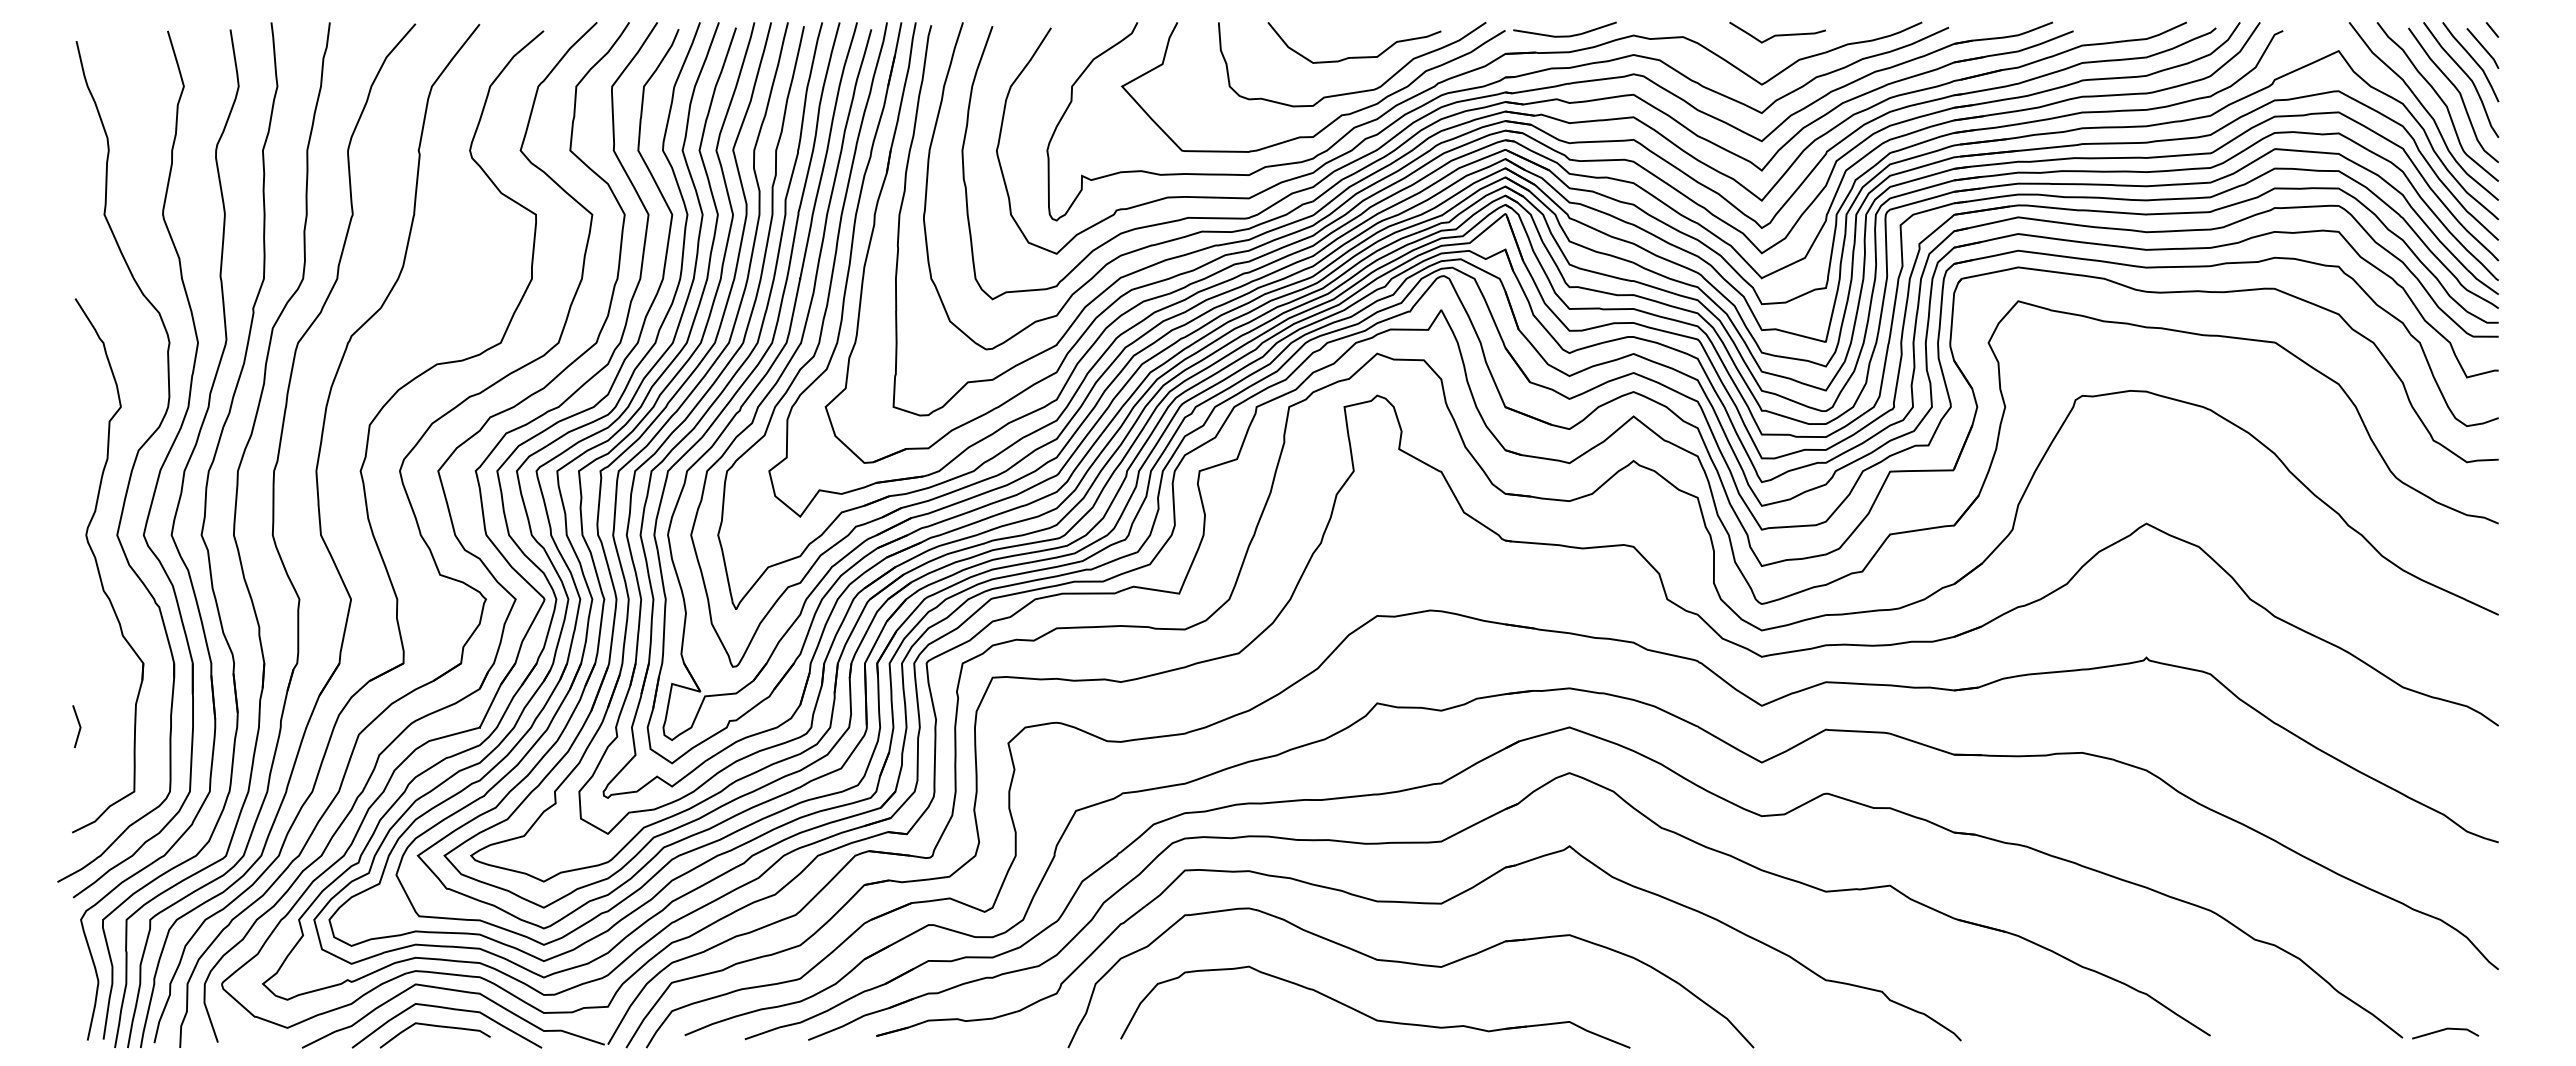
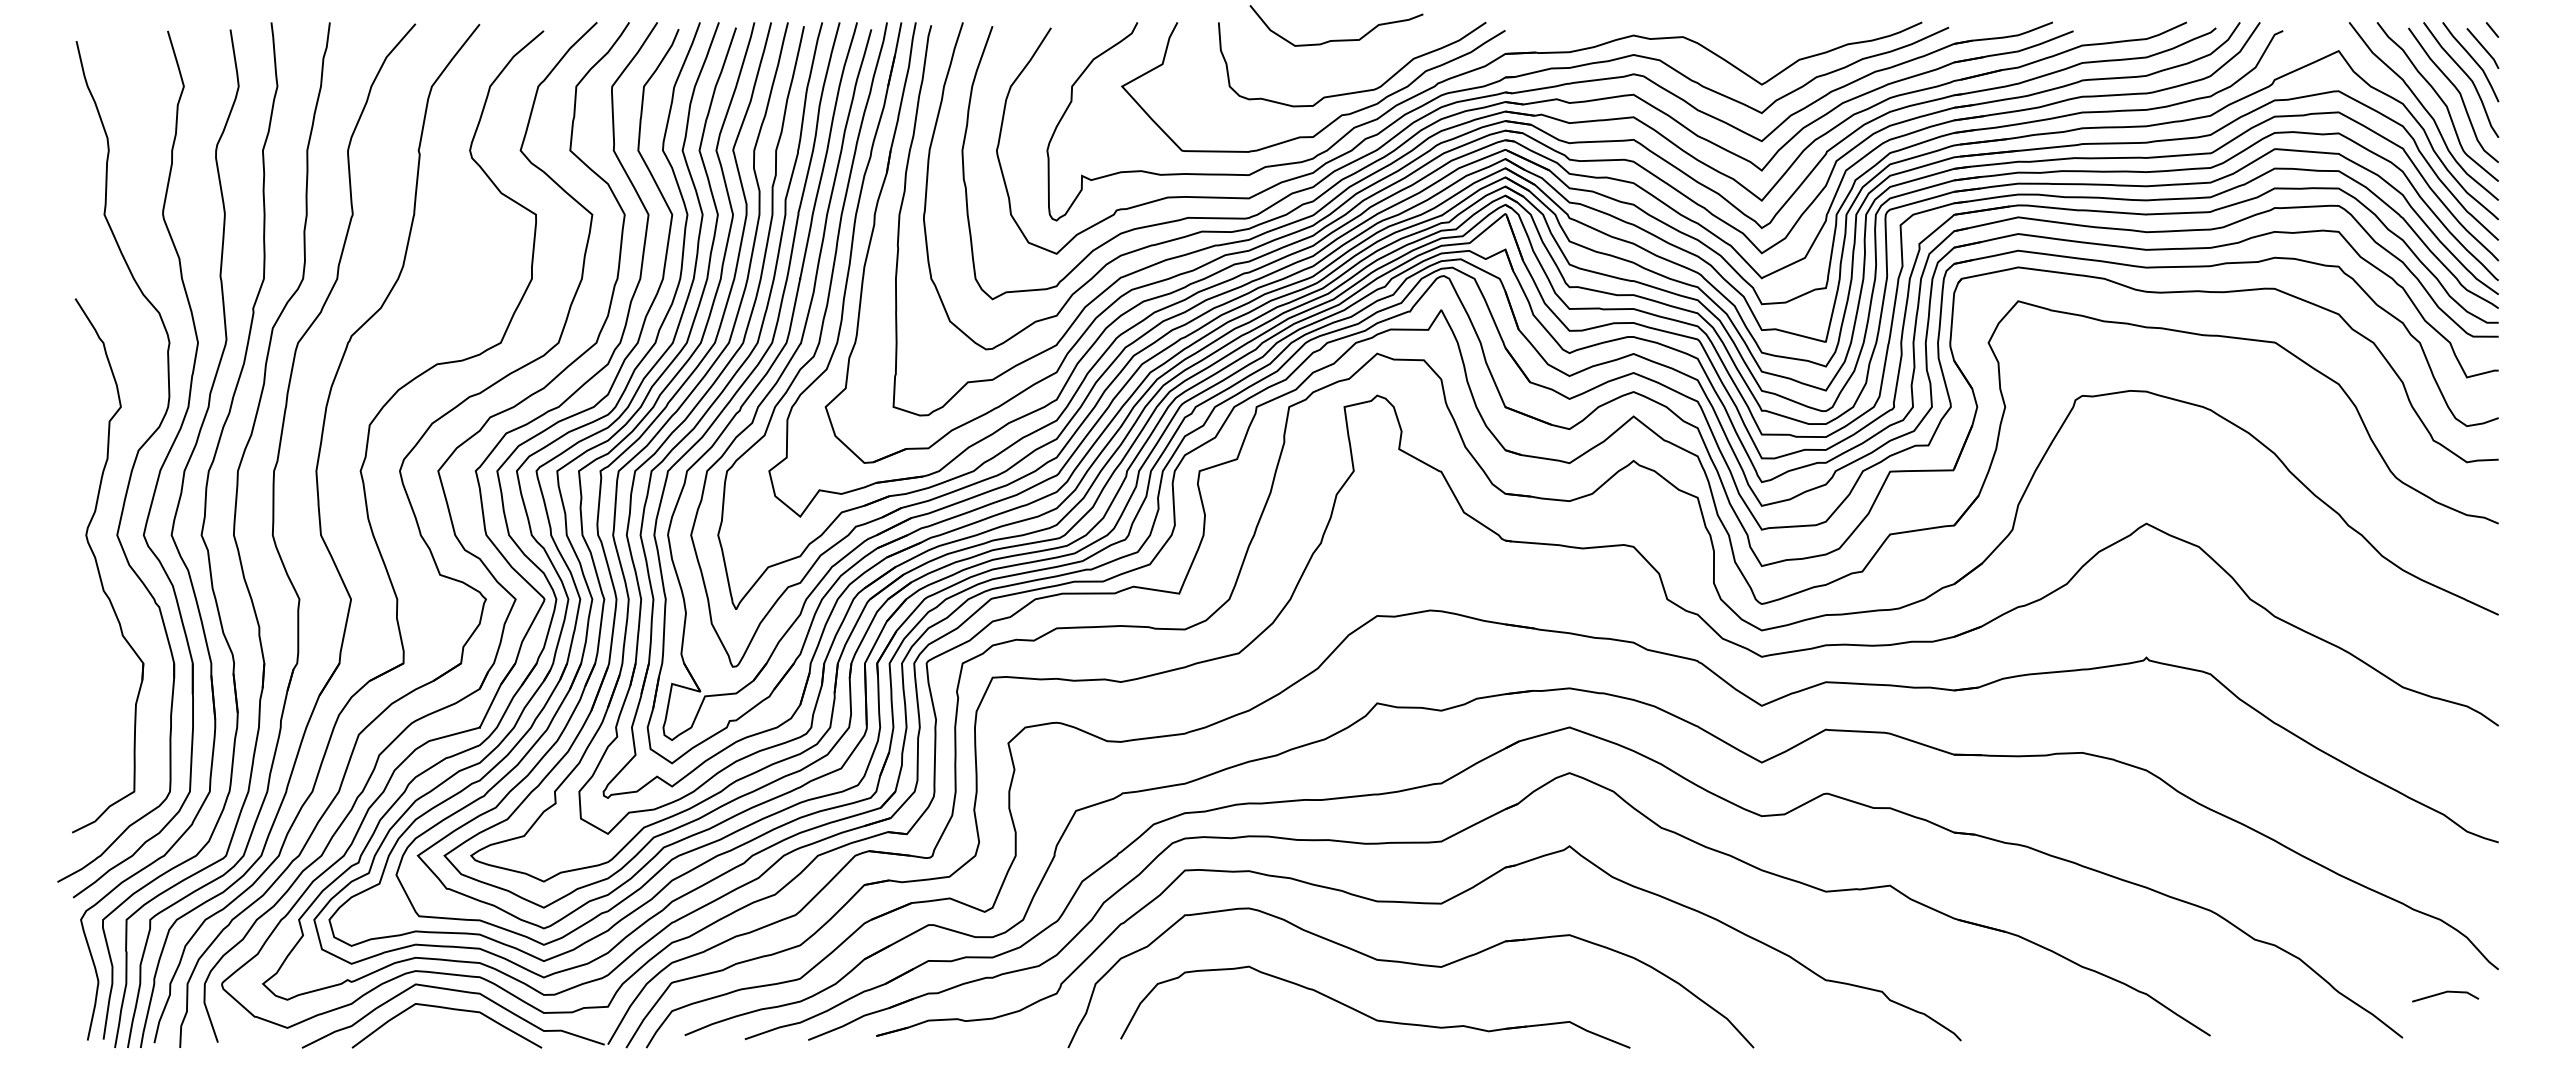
curve: present -> none (1777, 34)
line: present -> none (1564, 35)
curve position: (1354, 56) -> (1336, 39) (1336, 39)
line: present -> none (78, 724)
curve: present -> none (438, 1027)
line position: (2445, 1030) -> (2445, 993) (2445, 993)
